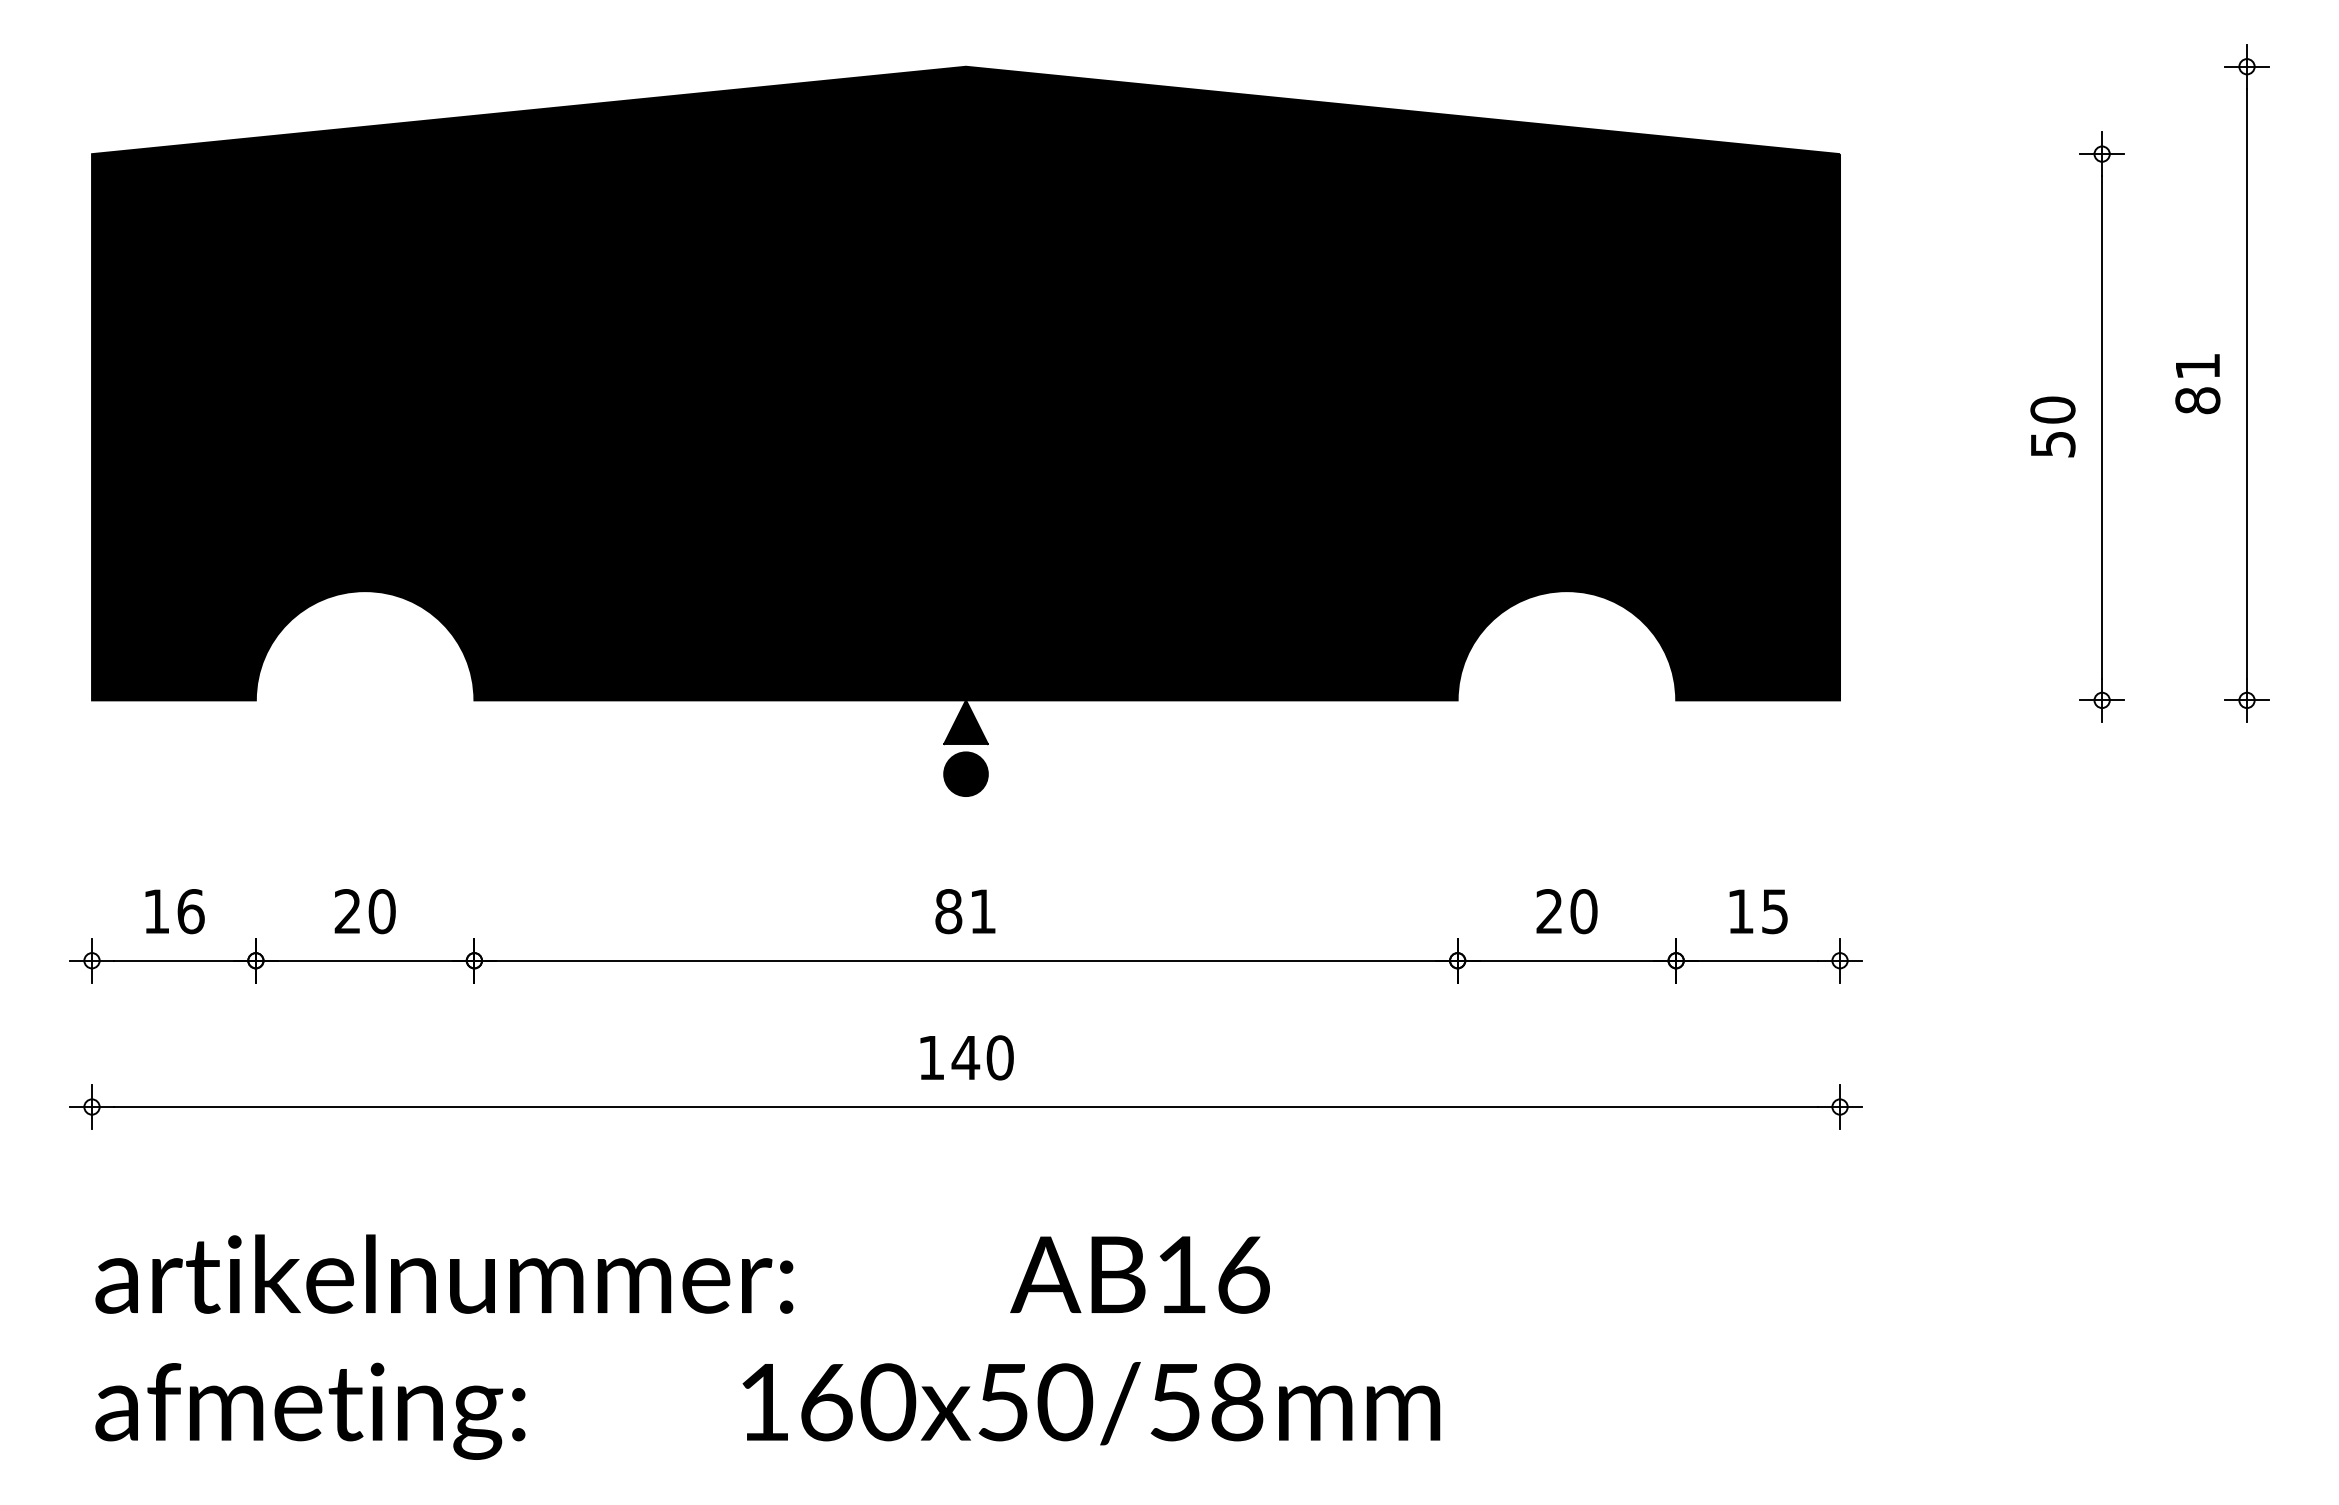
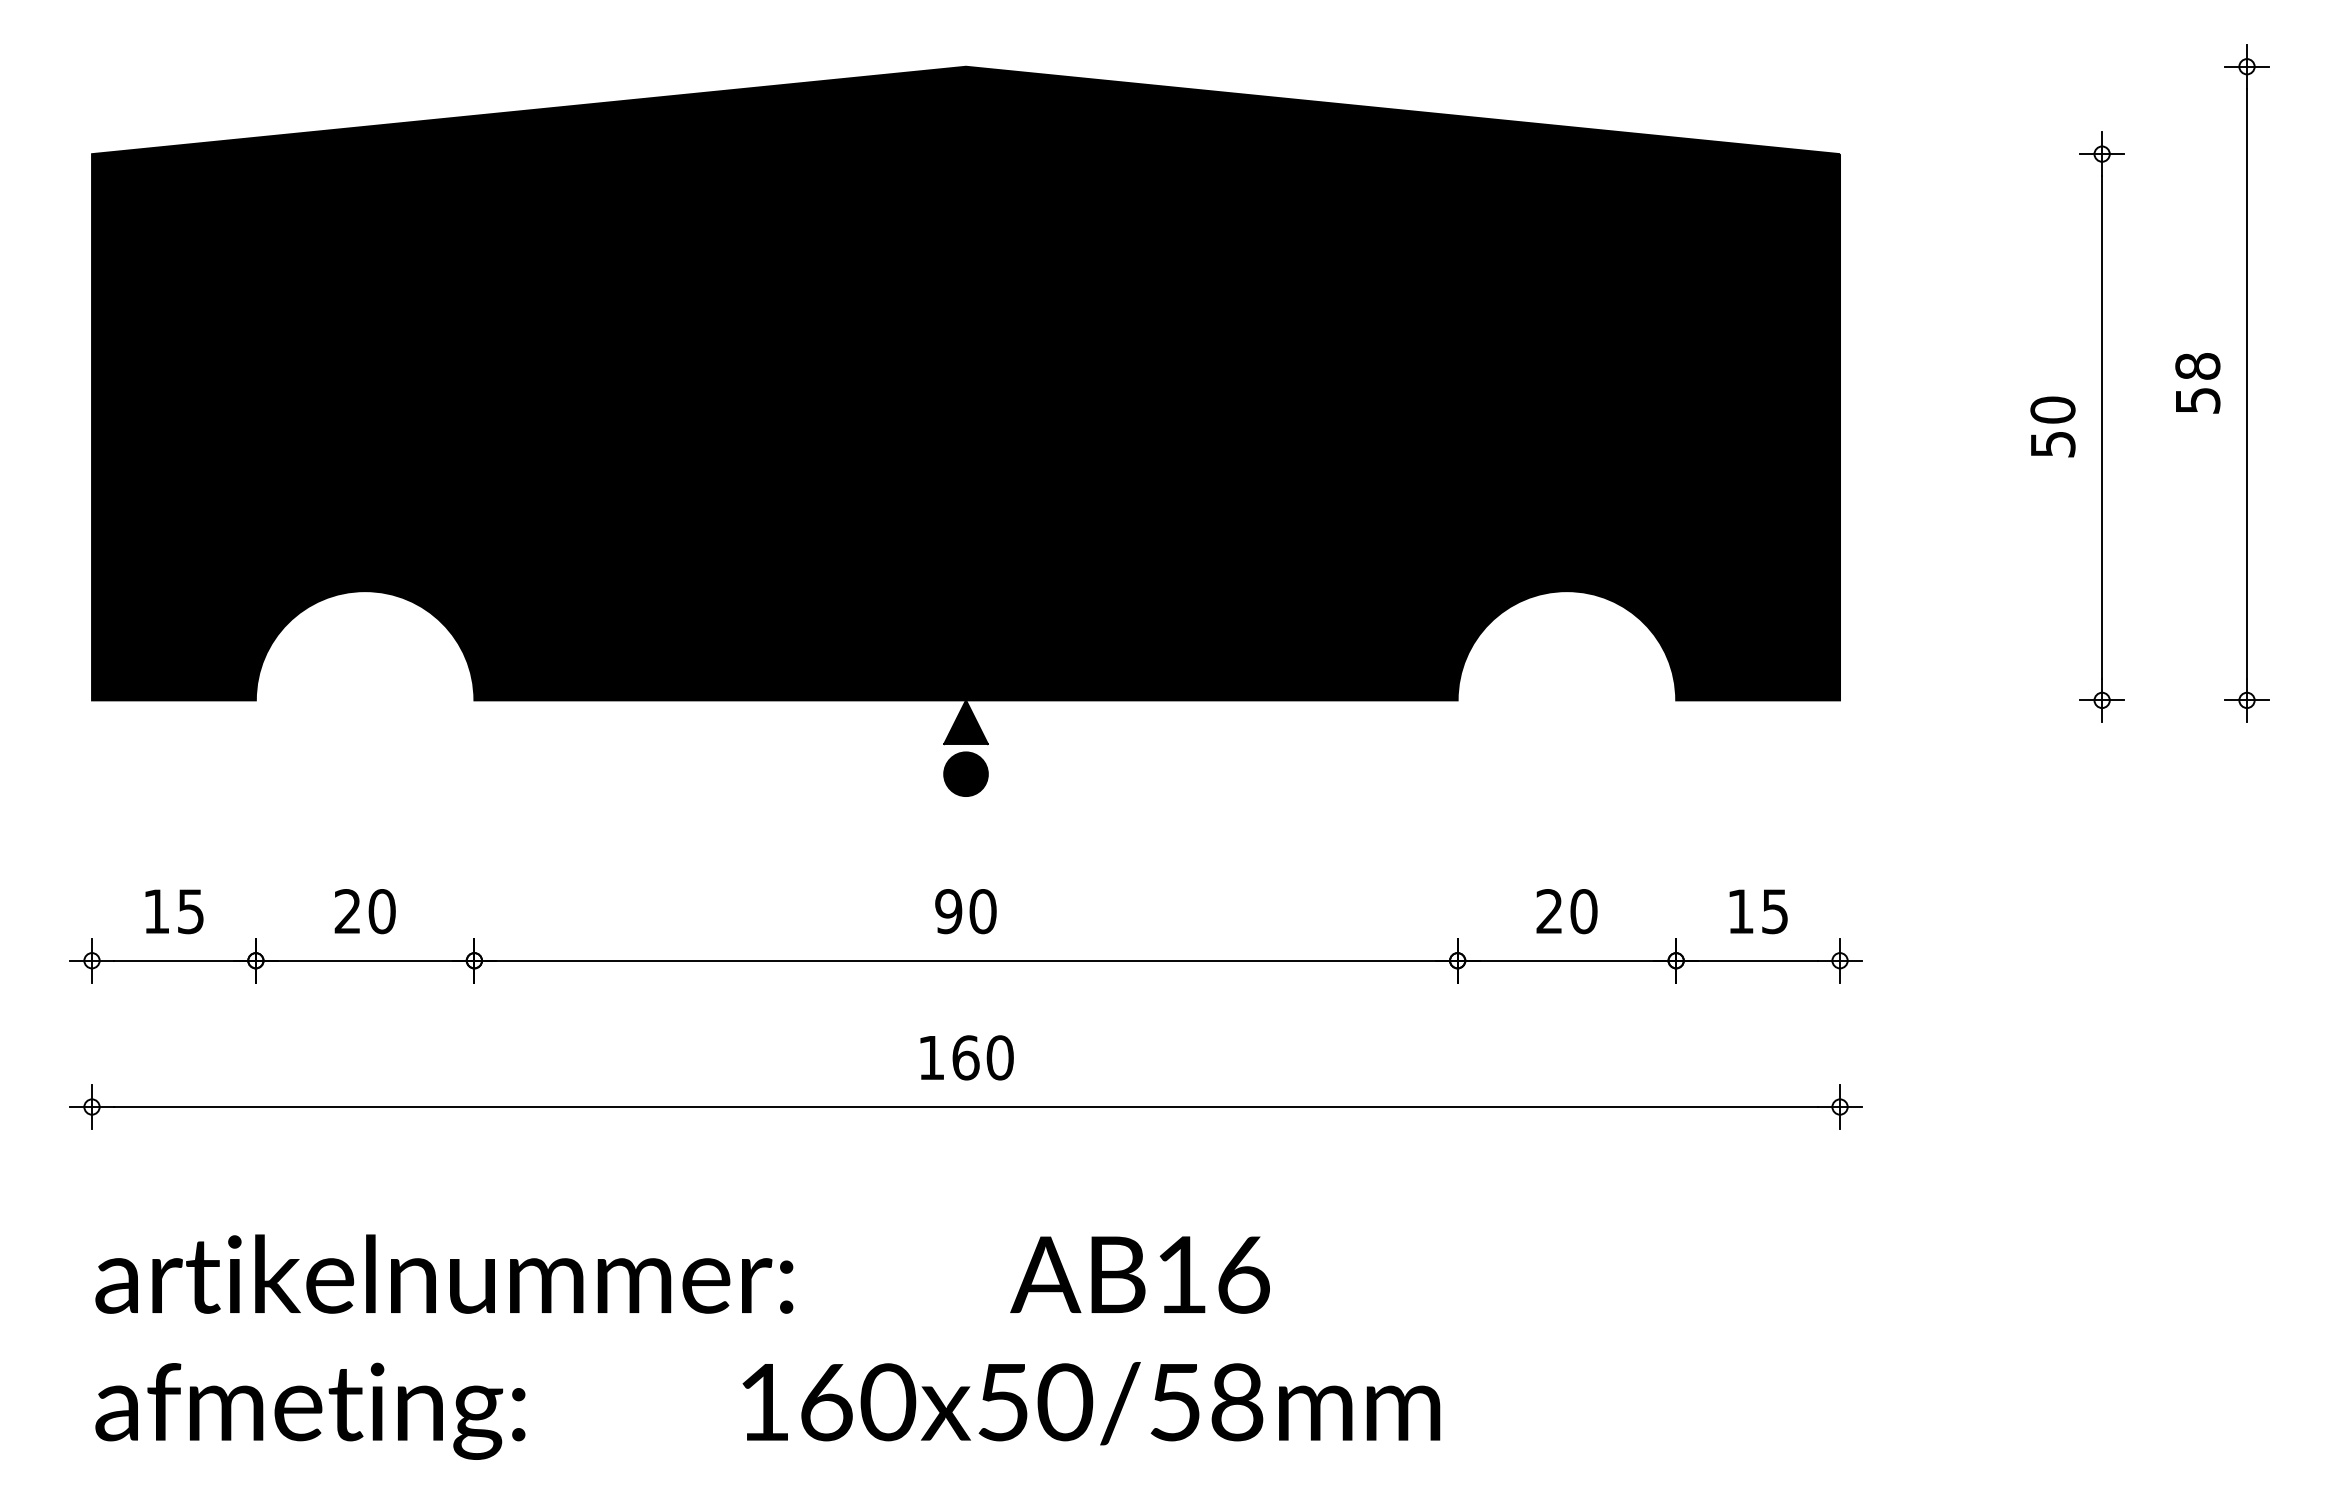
text: 81 -> 58 (2197, 383)
text: 16 -> 15 (190, 911)
text: 81 -> 90 (965, 911)
text: 140 -> 160 (965, 1057)
